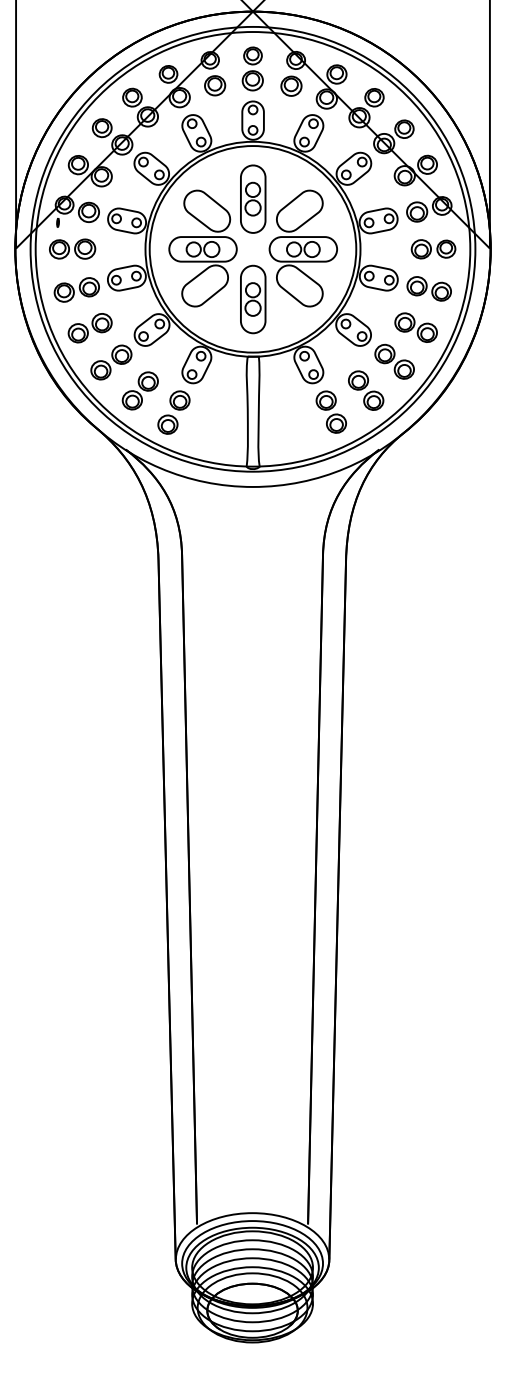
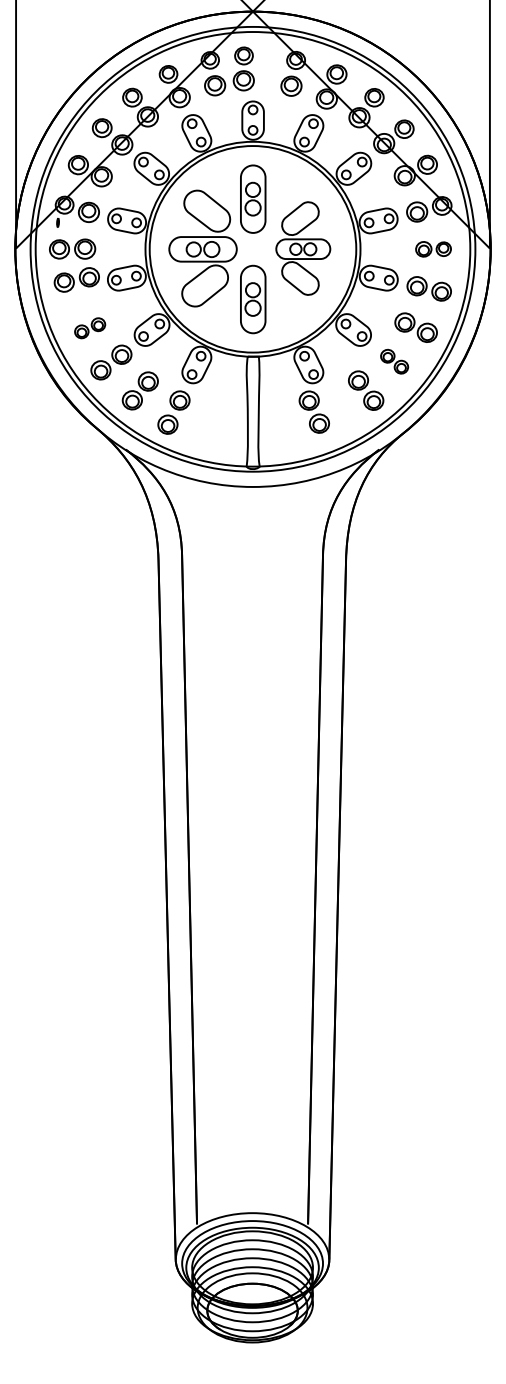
part position: (252, 68) -> (243, 68) (243, 68)
part size: 70x119 px -> 57x95 px (303, 248)
part size: 47x21 px -> 37x17 px (433, 249)
part position: (76, 289) -> (76, 279) (76, 279)
part size: 46x31 px -> 33x23 px (90, 328)
part size: 41x37 px -> 30x27 px (394, 361)
part position: (330, 411) -> (313, 411) (313, 411)
